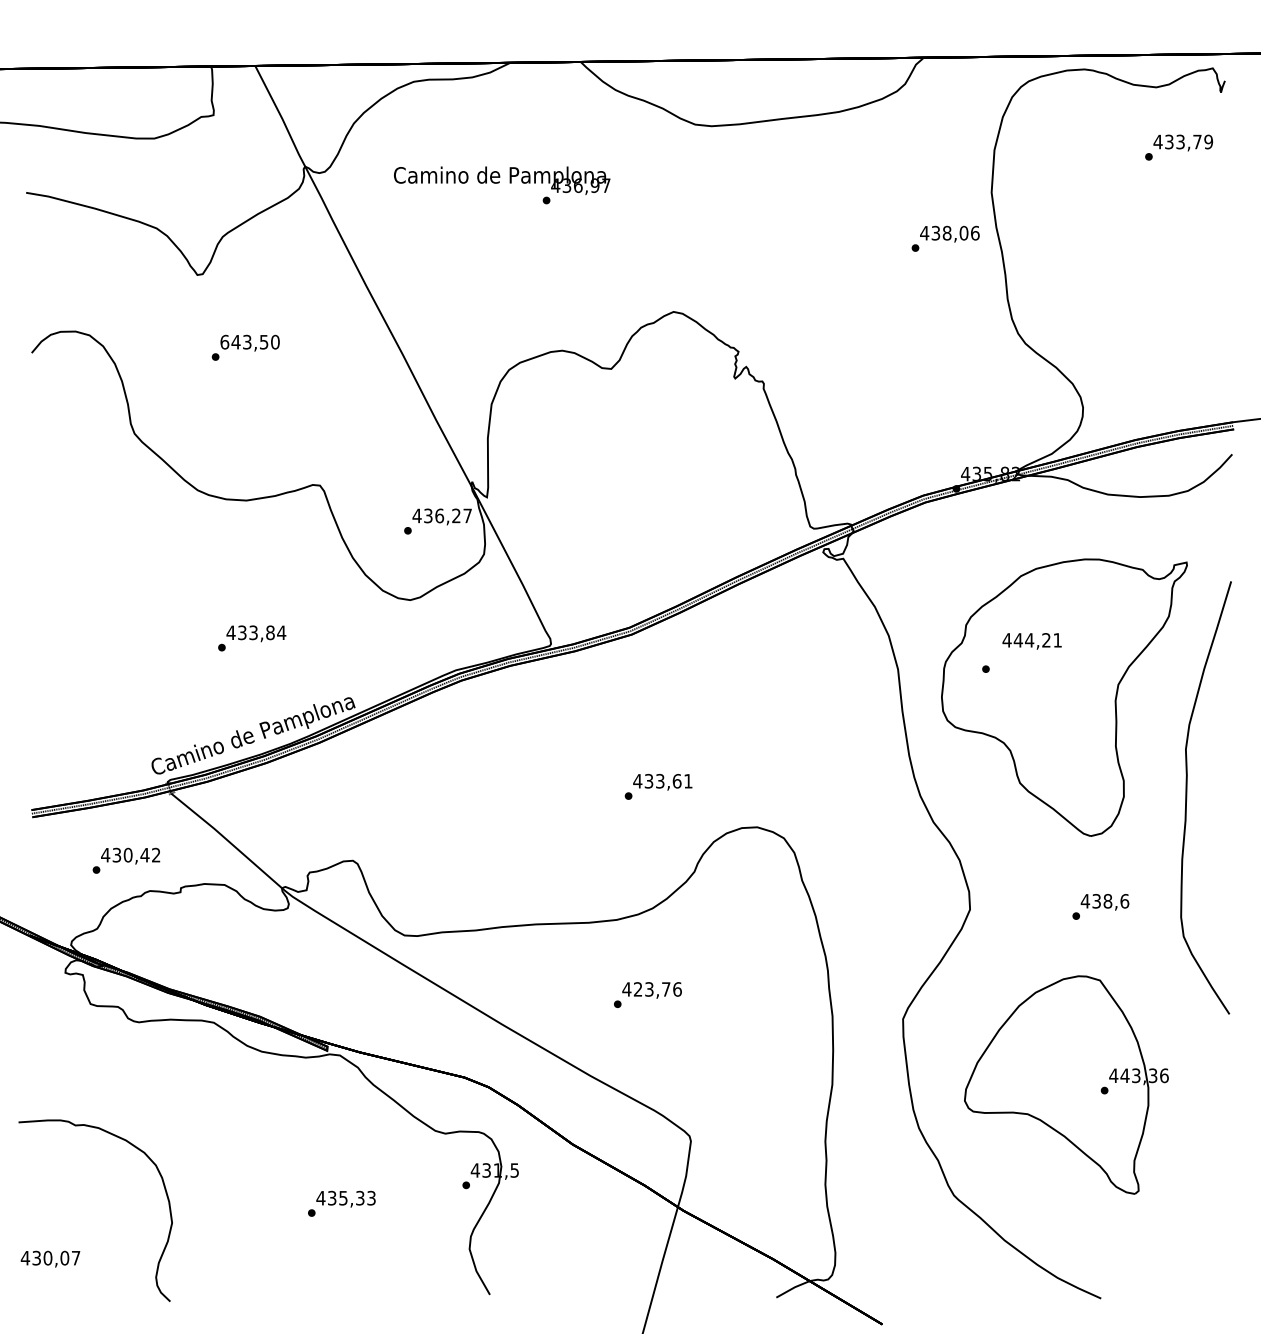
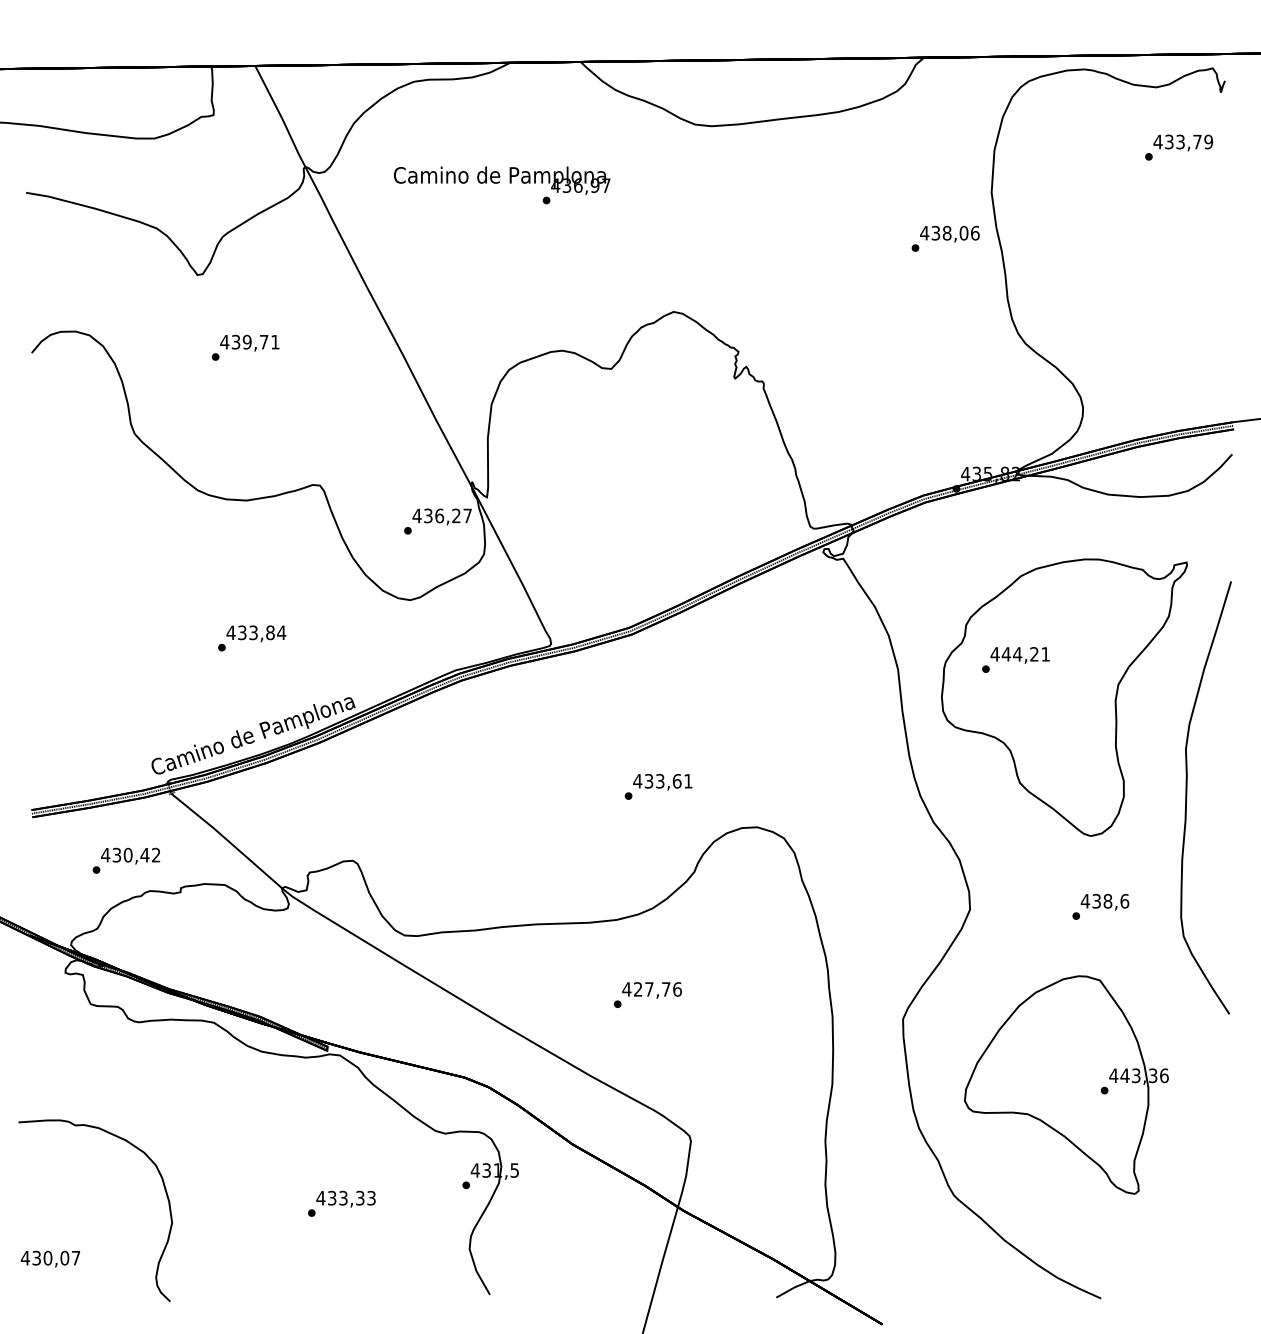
text: 643,50 -> 439,71 (249, 341)
text position: (1031, 641) -> (1019, 655) (1019, 655)
text: 423,76 -> 427,76 (649, 989)
text: 435,33 -> 433,33 (343, 1197)
